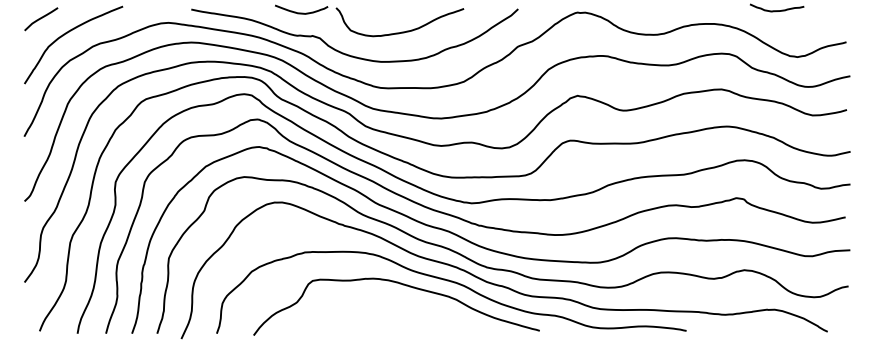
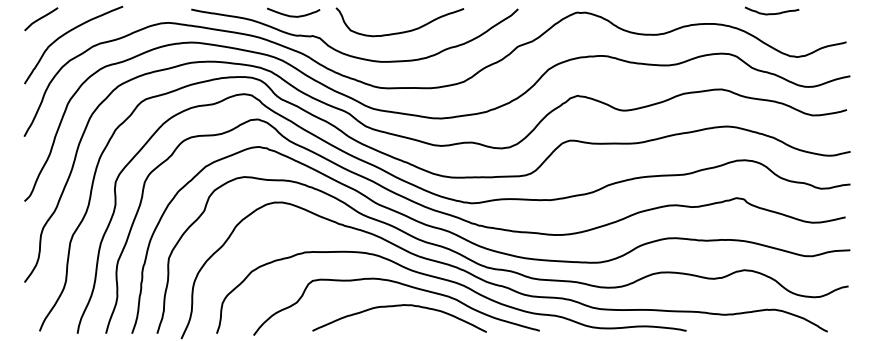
curve position: (777, 10) -> (772, 13) (772, 13)
curve position: (301, 12) -> (293, 15) (293, 15)
curve: none -> present (399, 306)
